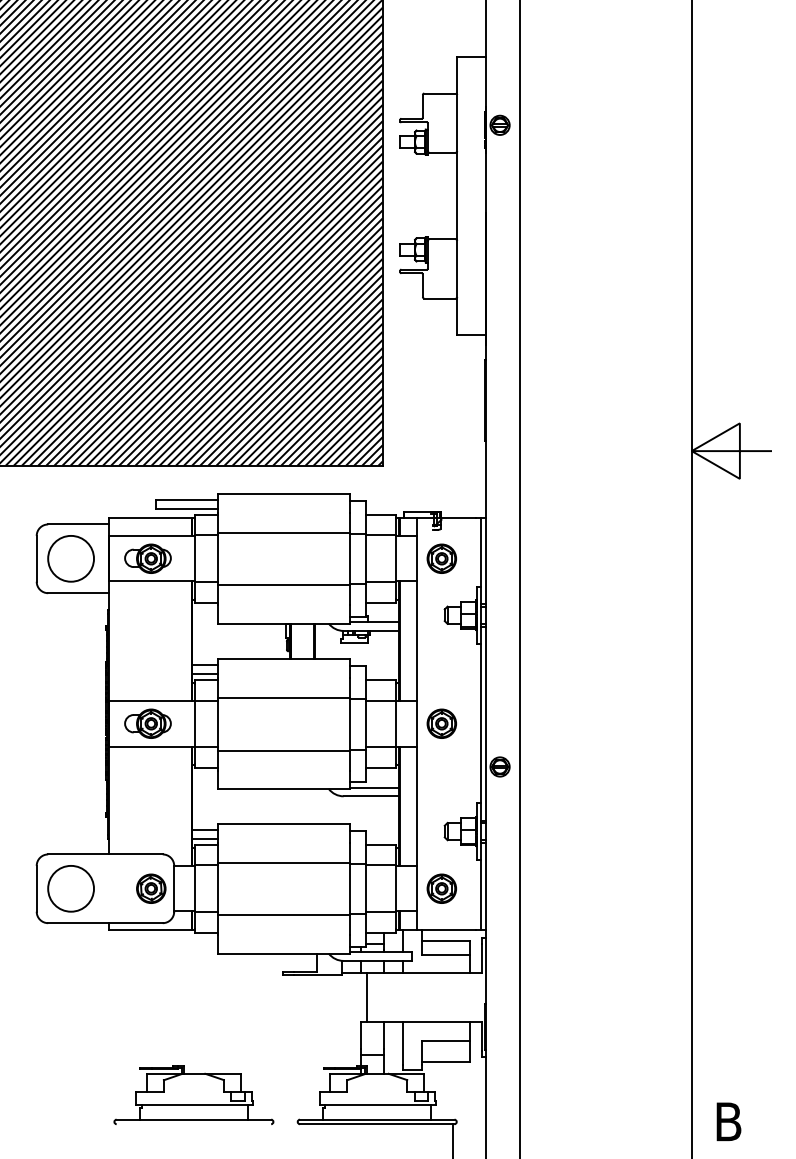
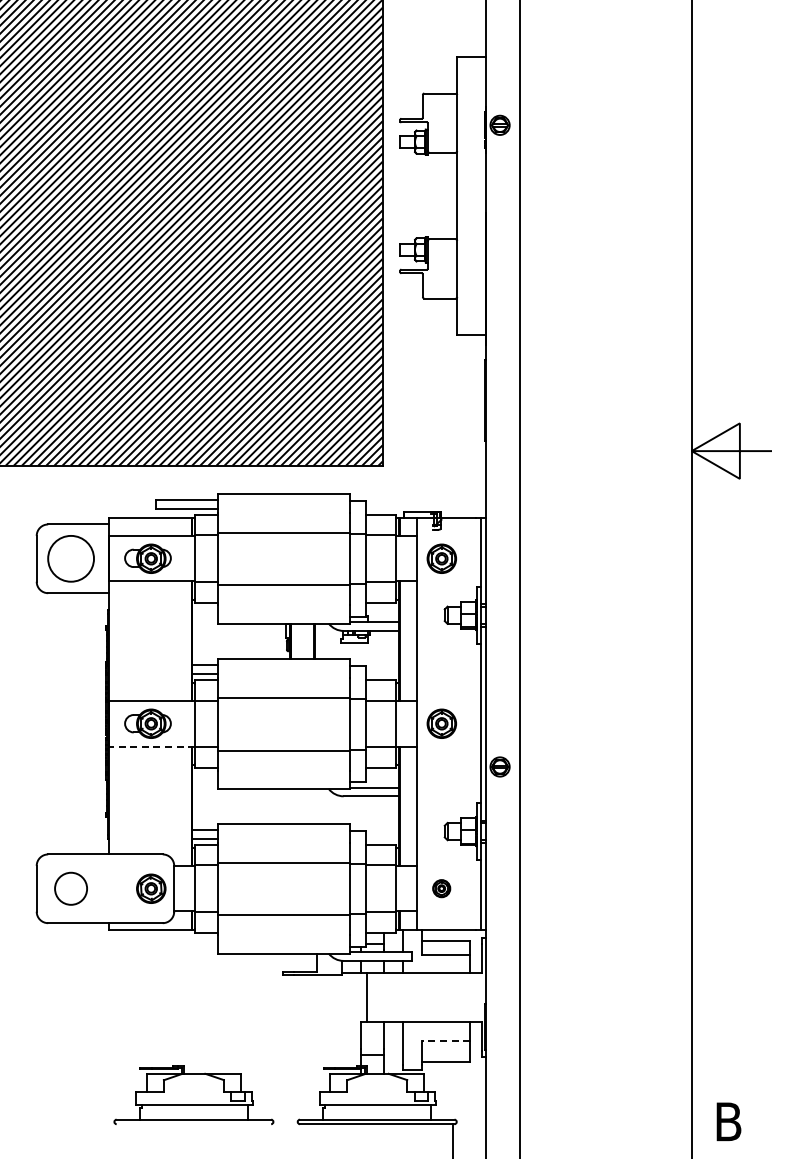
line: solid -> dashed (152, 746)
circle diameter: 46 px -> 32 px (71, 888)
part size: 31x31 px -> 20x20 px (441, 888)
line: solid -> dashed (445, 1040)
